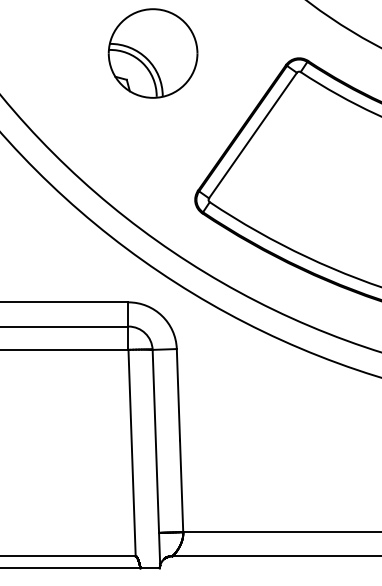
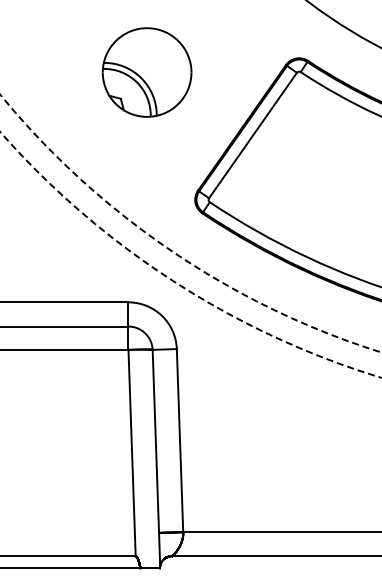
part position: (152, 53) -> (146, 72) (146, 72)
arc: solid -> dashed (171, 250)
arc: solid -> dashed (176, 283)
